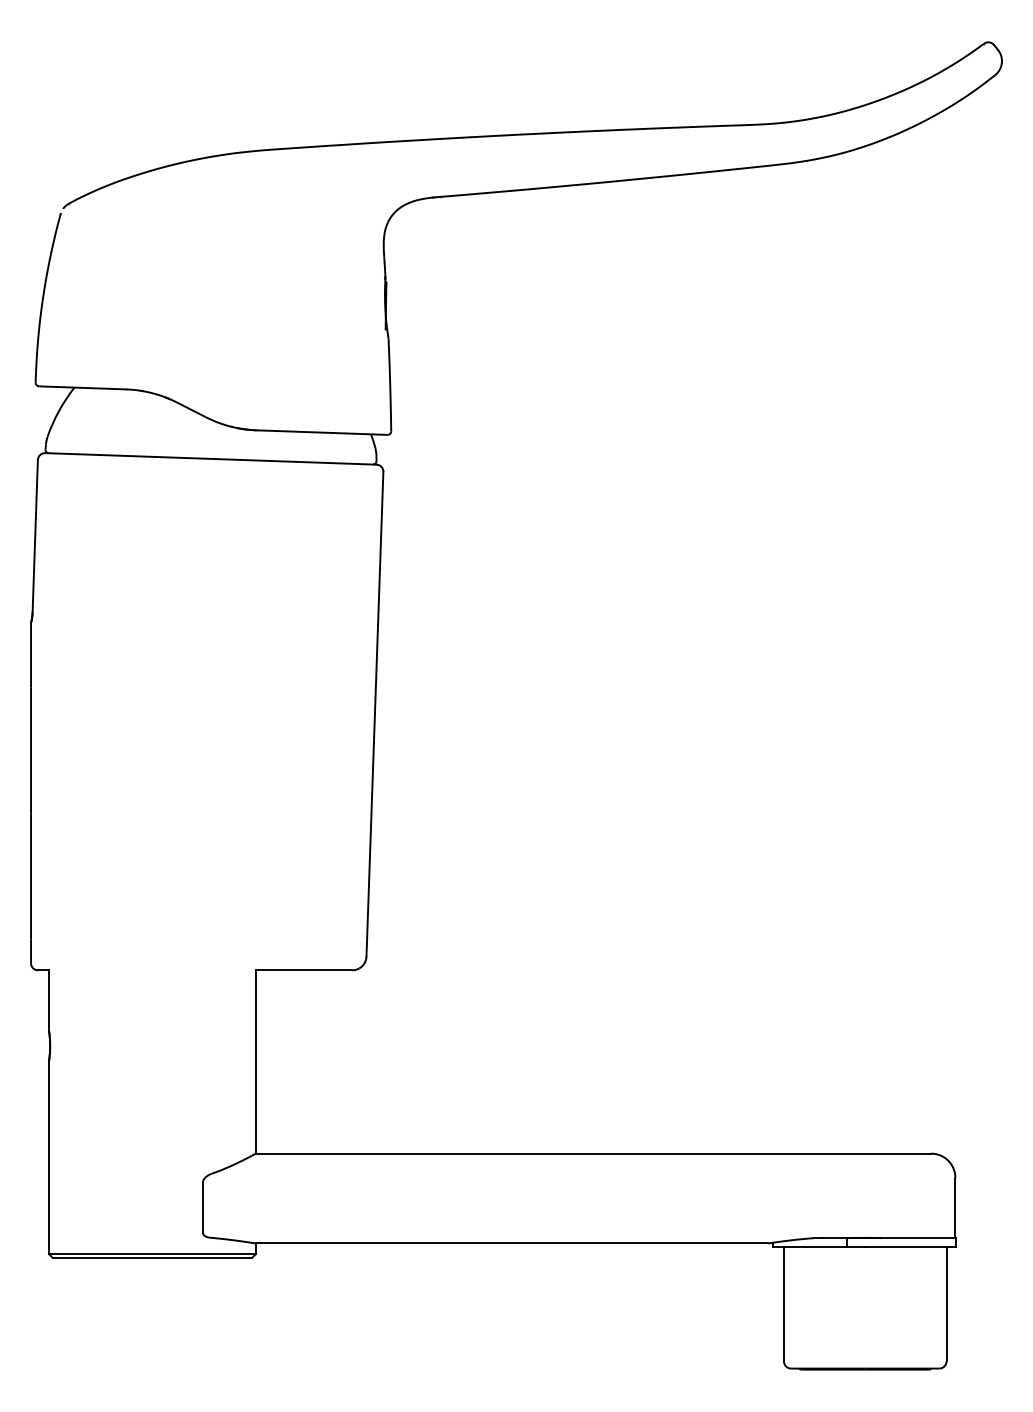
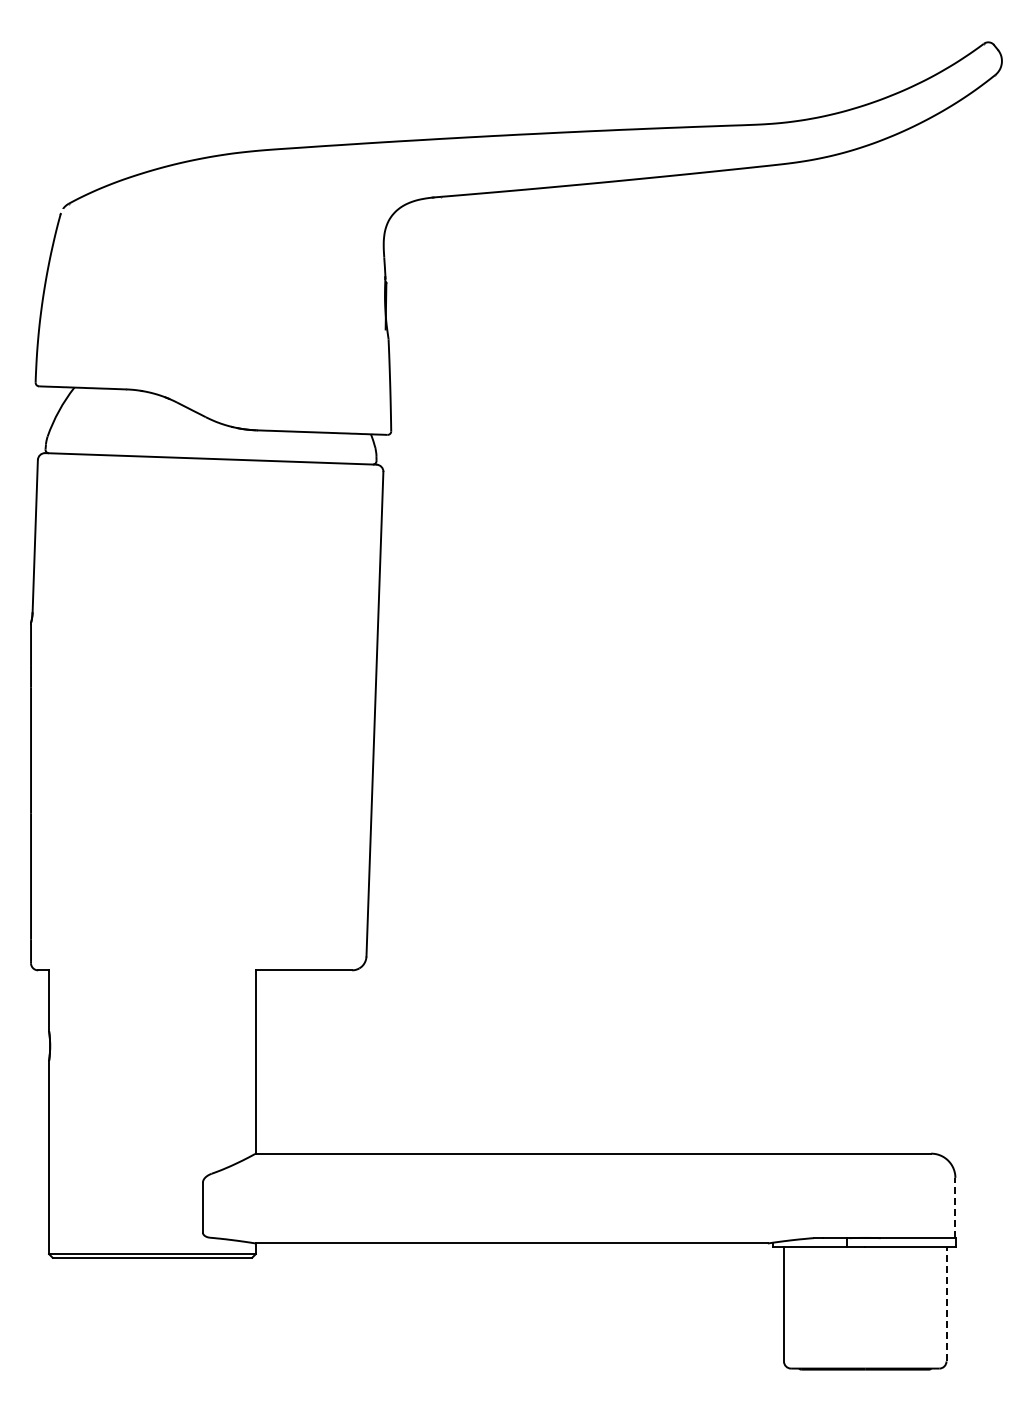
line: solid -> dashed (955, 1207)
line: solid -> dashed (946, 1303)
